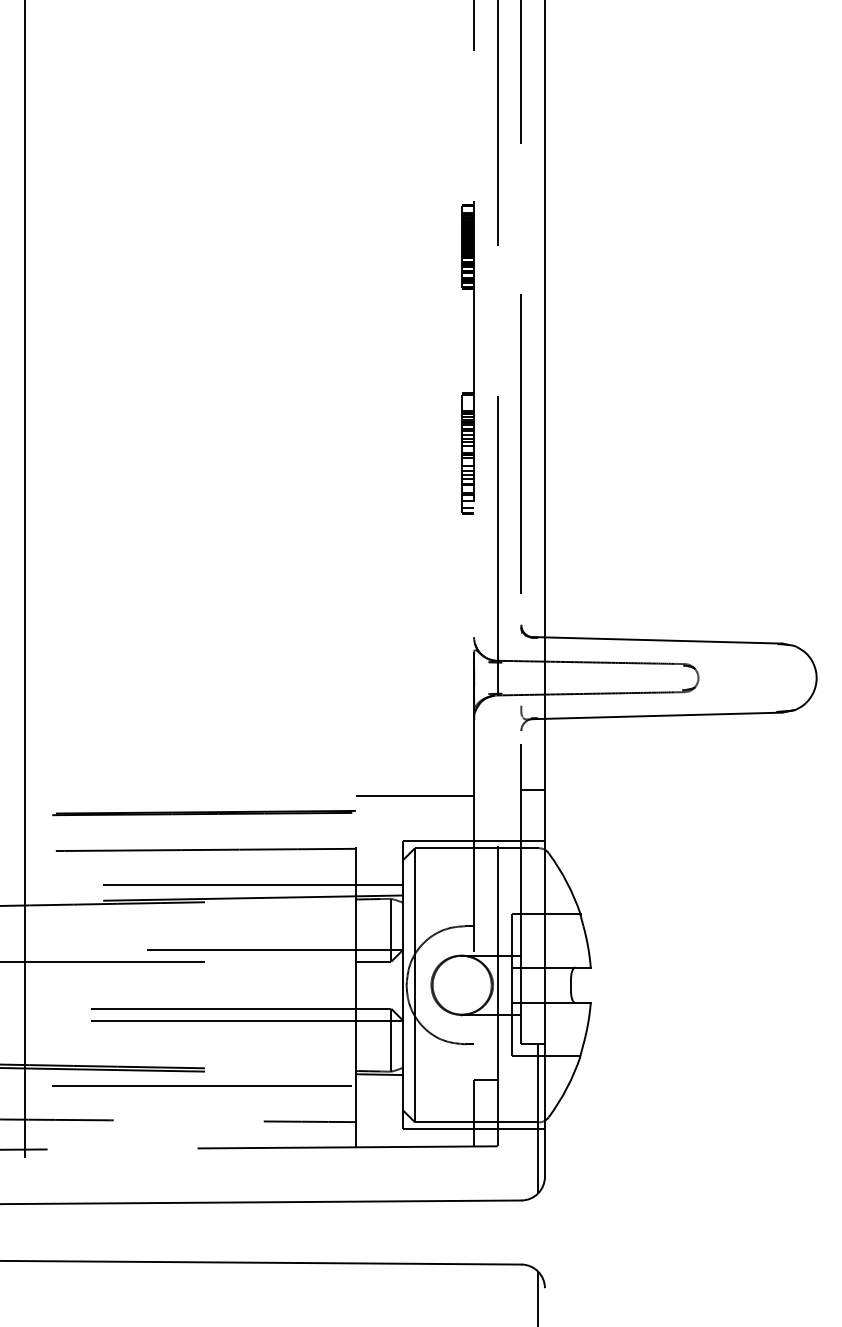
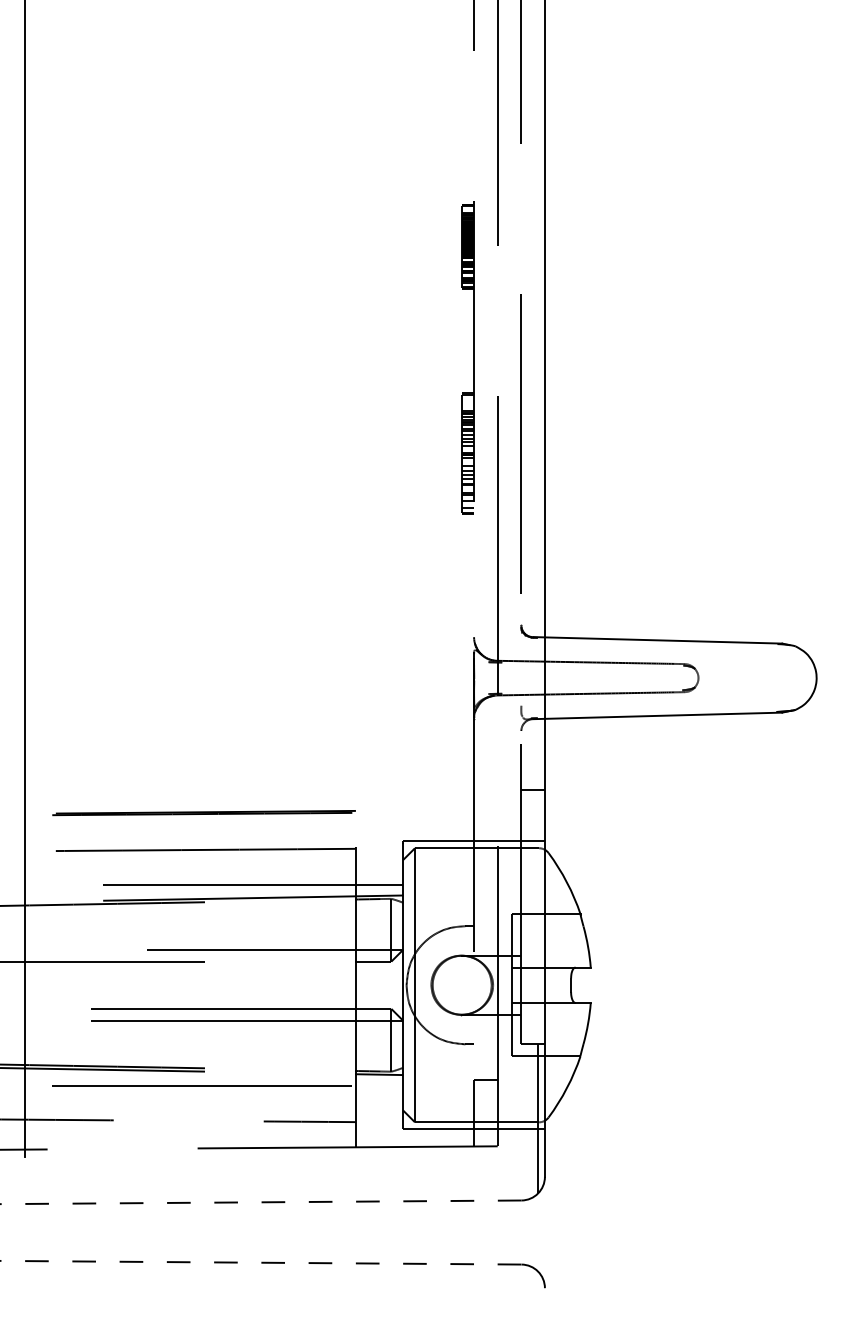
line: present -> none (414, 796)
line: solid -> dashed (260, 1202)
line: solid -> dashed (261, 1262)
line: present -> none (537, 1297)
